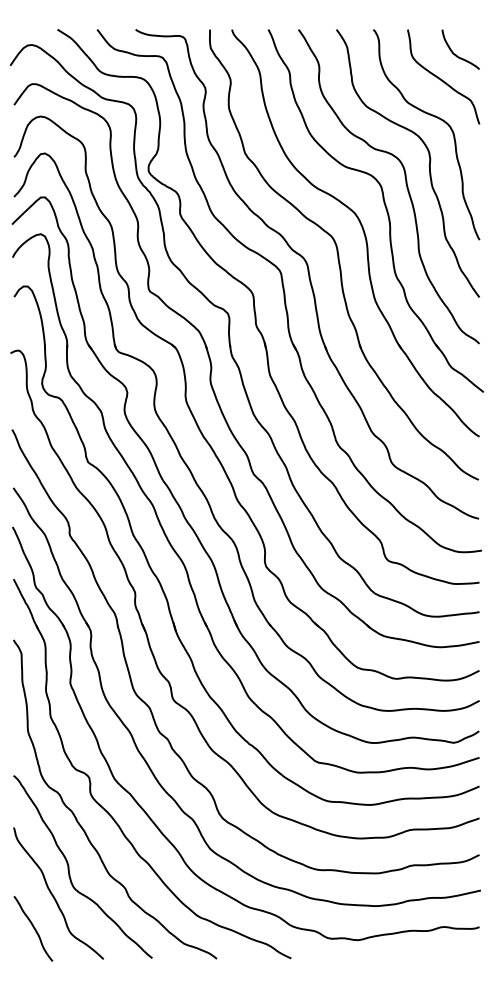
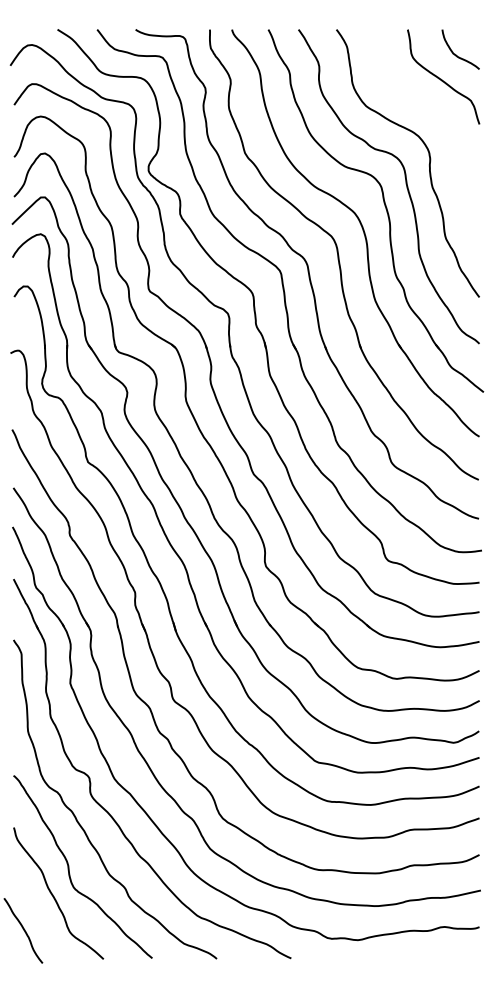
curve: present -> none (434, 117)
curve position: (33, 928) -> (23, 930) (23, 930)
